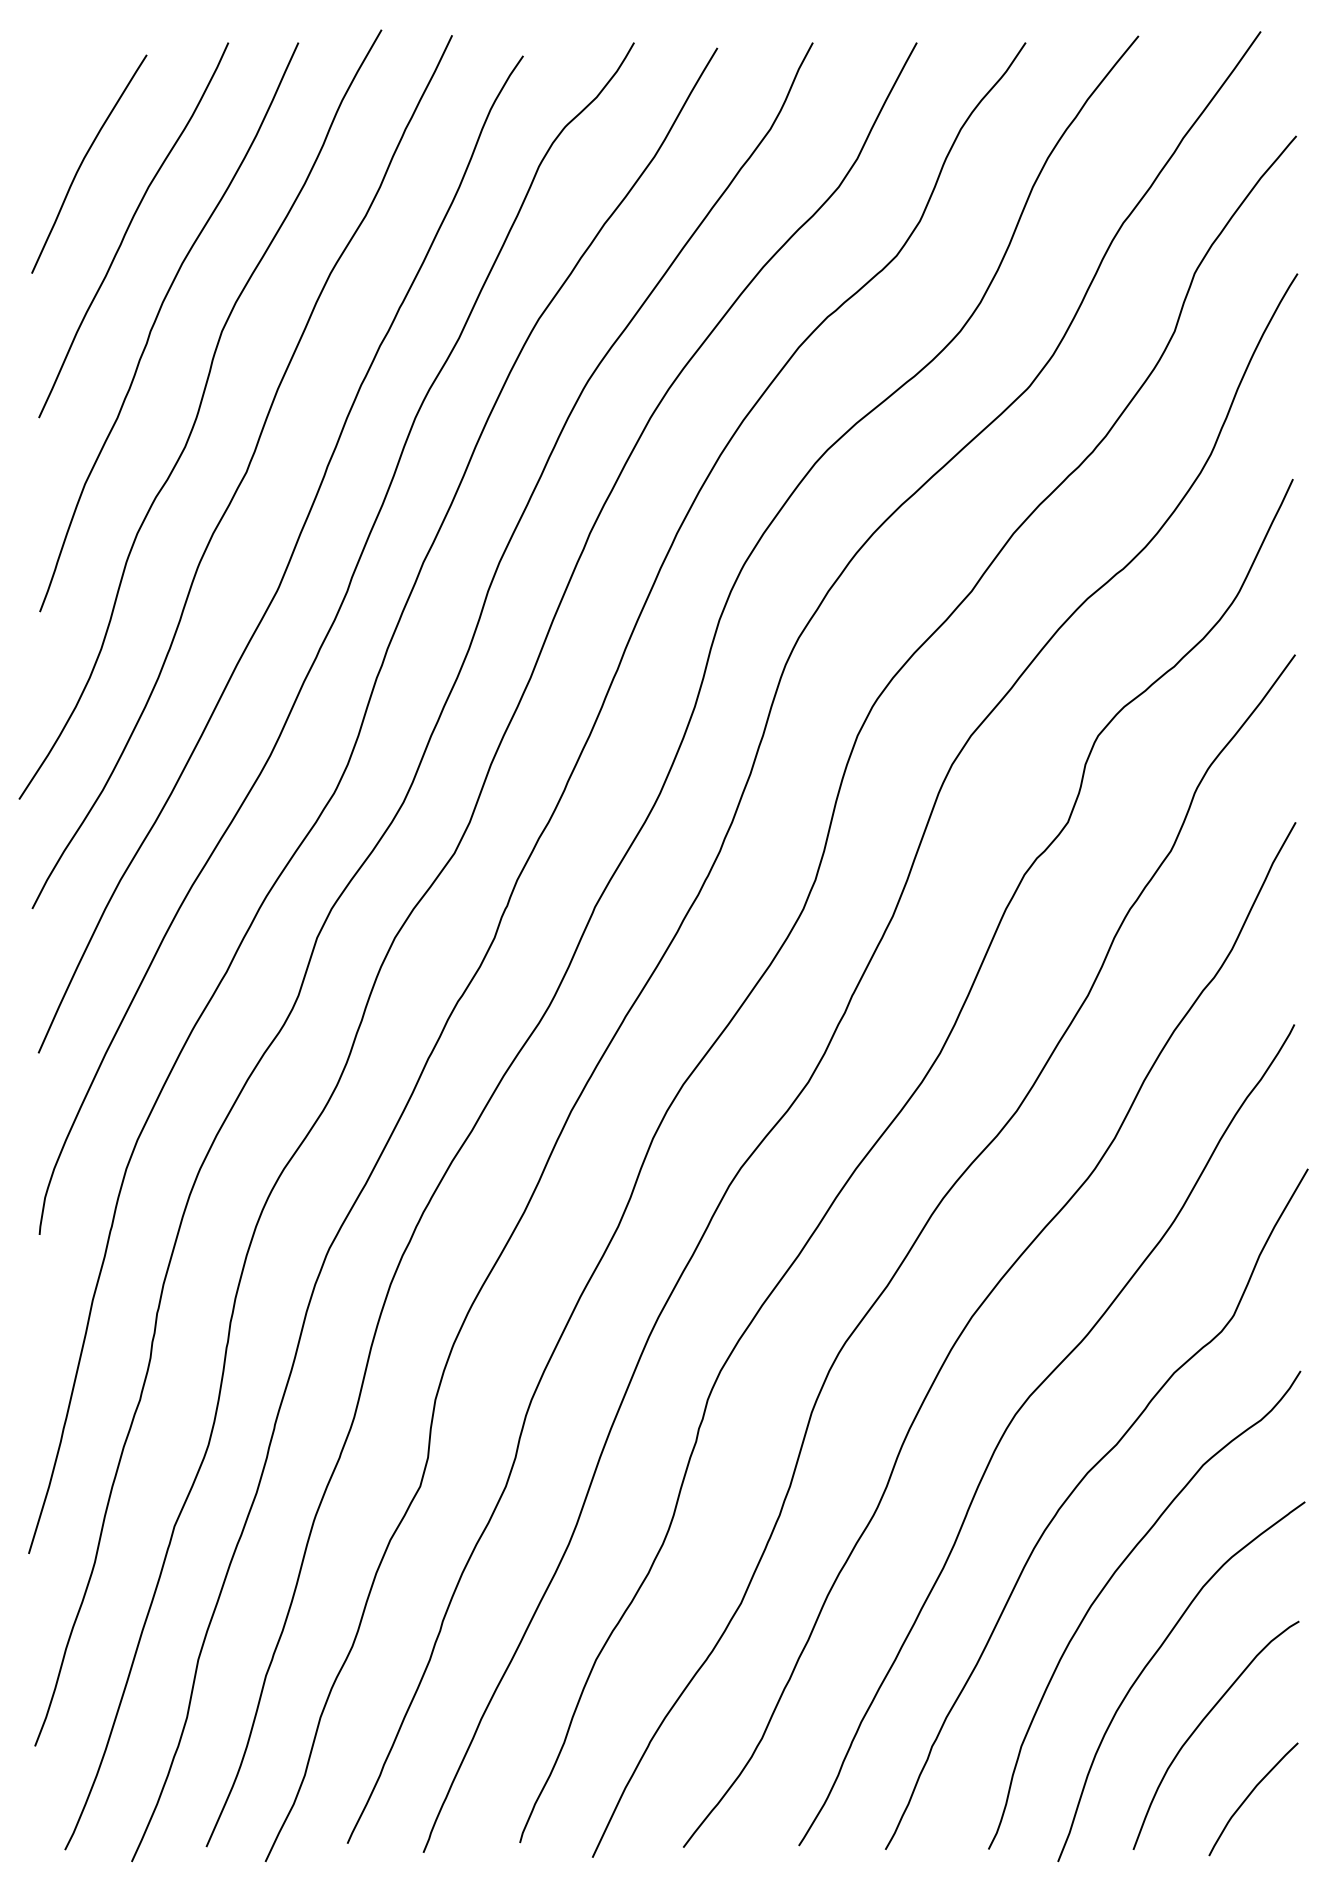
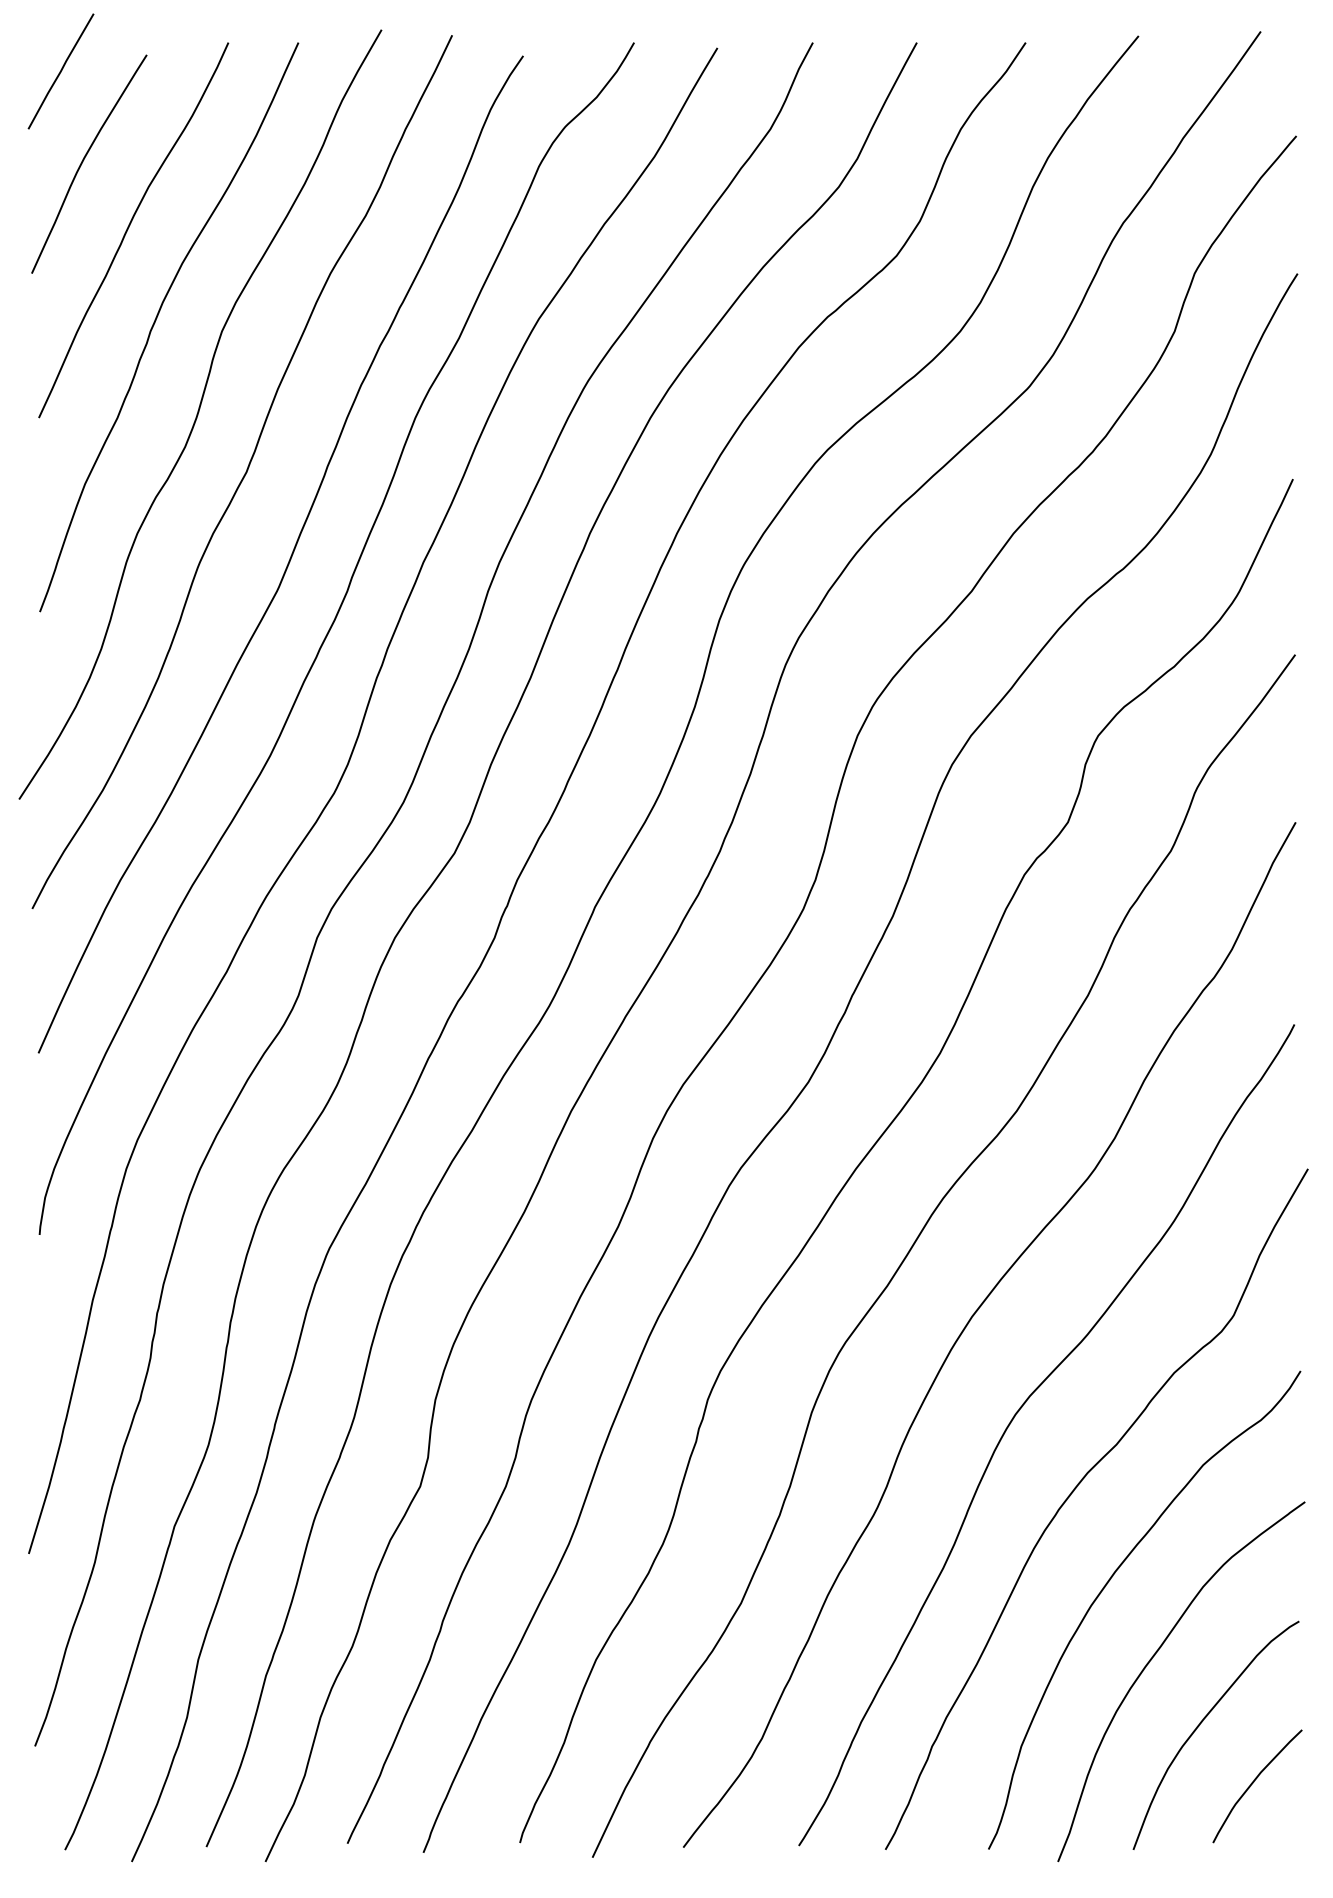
line: none -> present (60, 71)
curve position: (1250, 1795) -> (1254, 1782) (1254, 1782)
